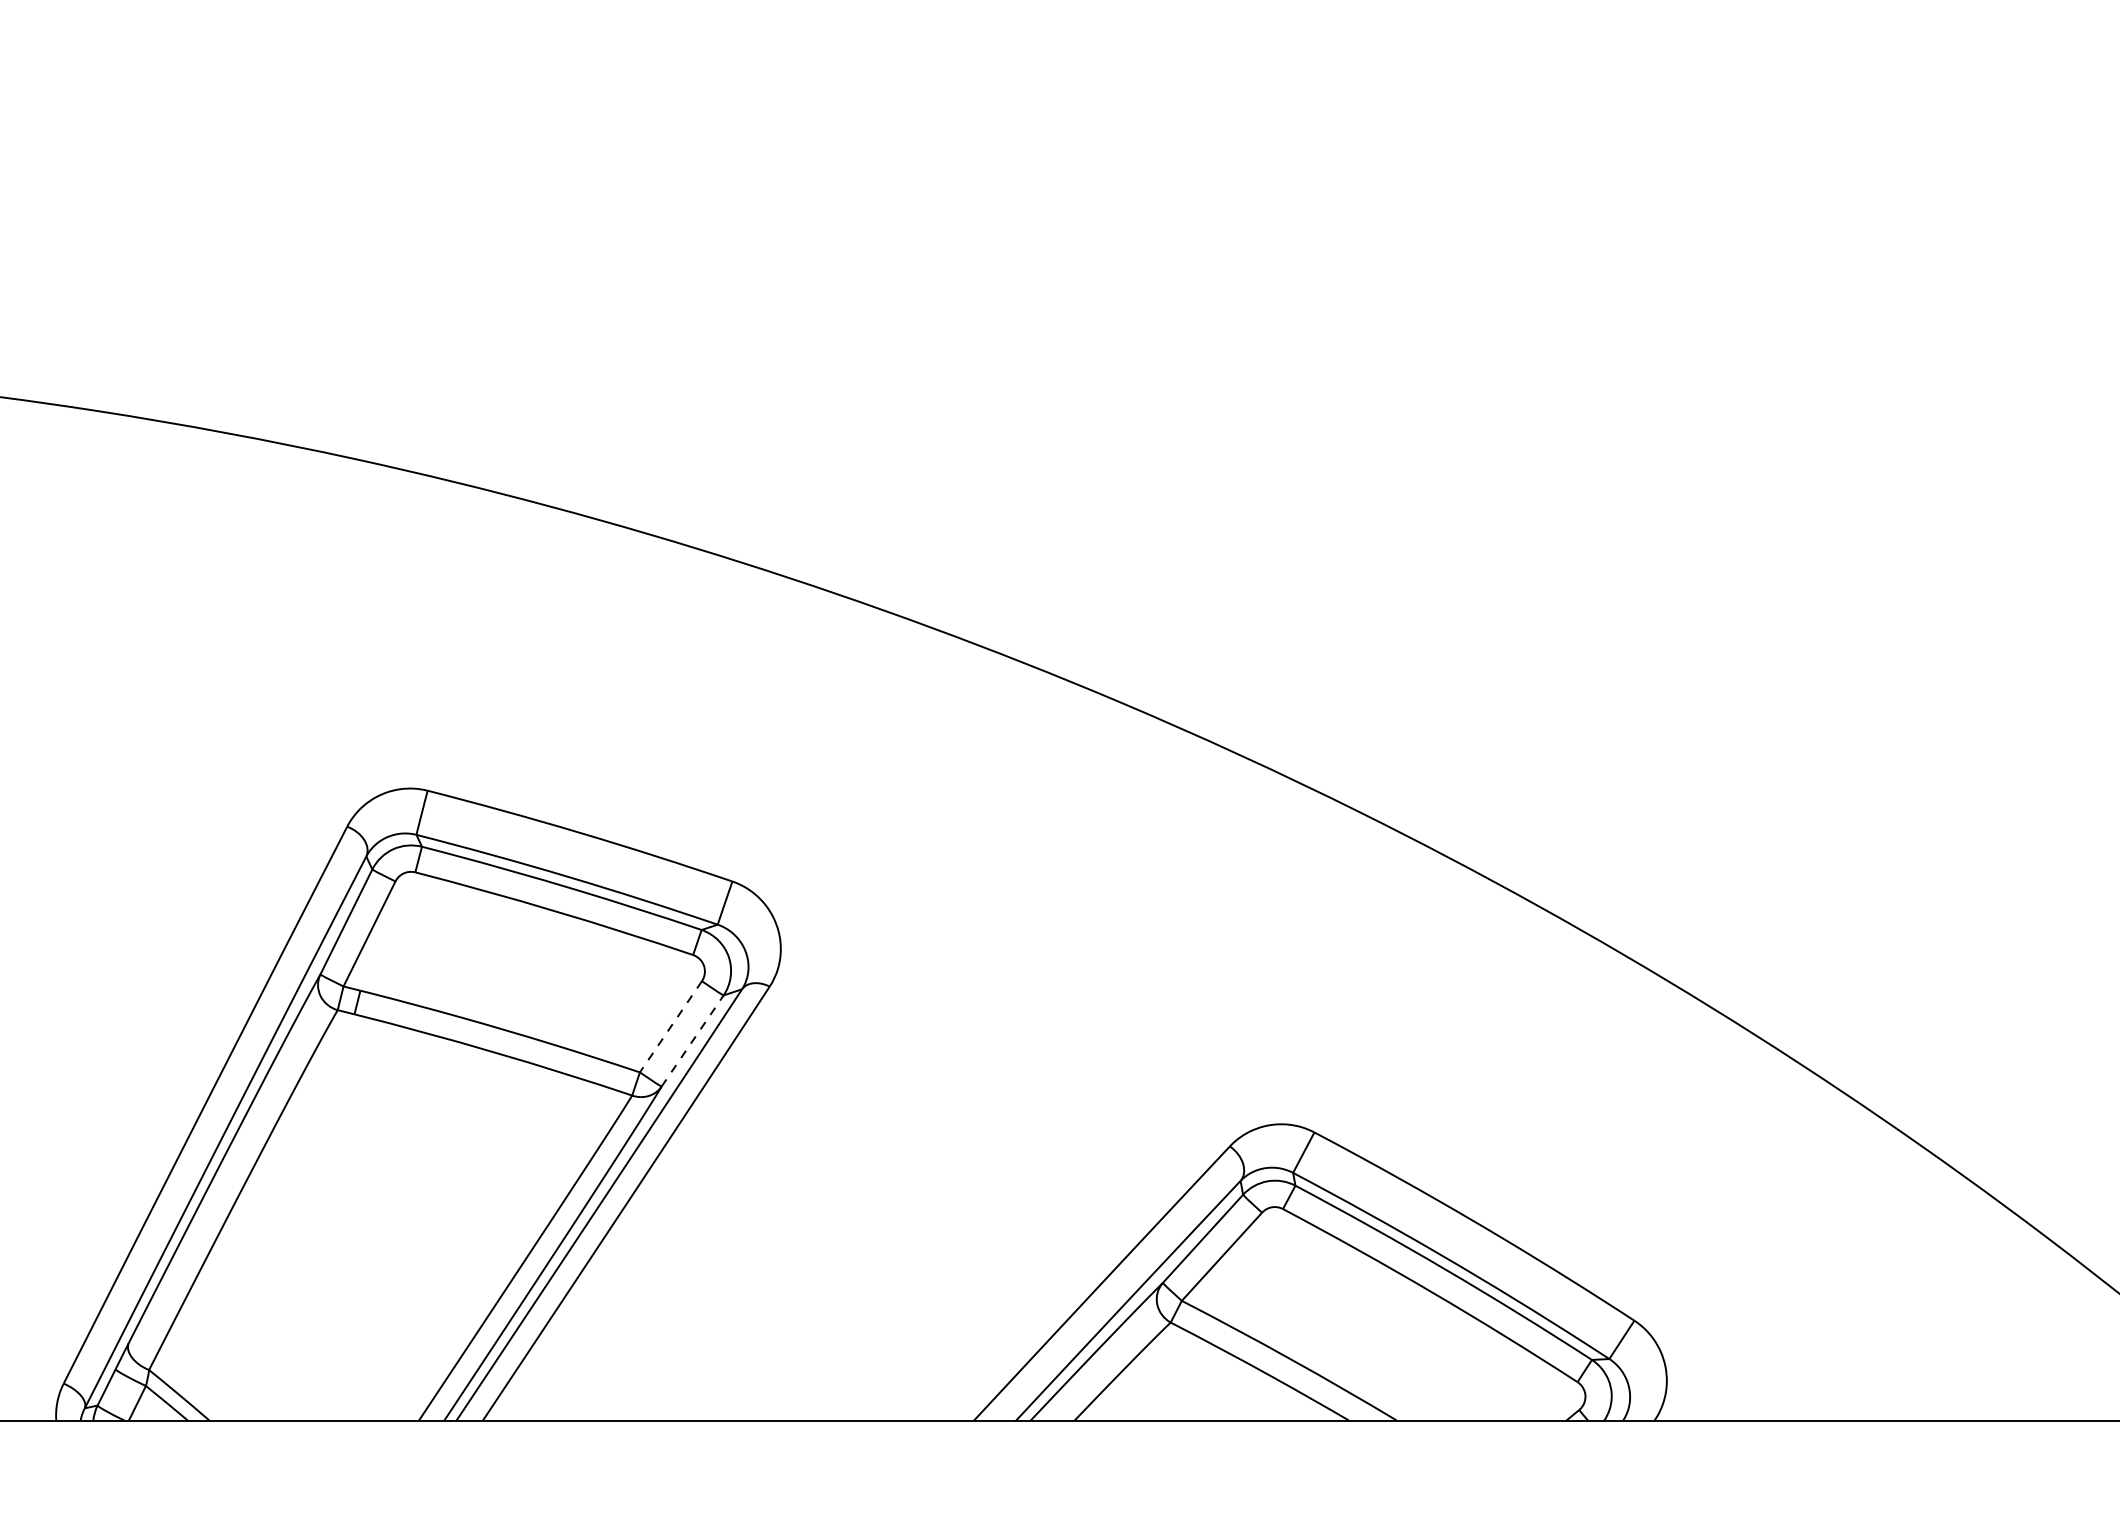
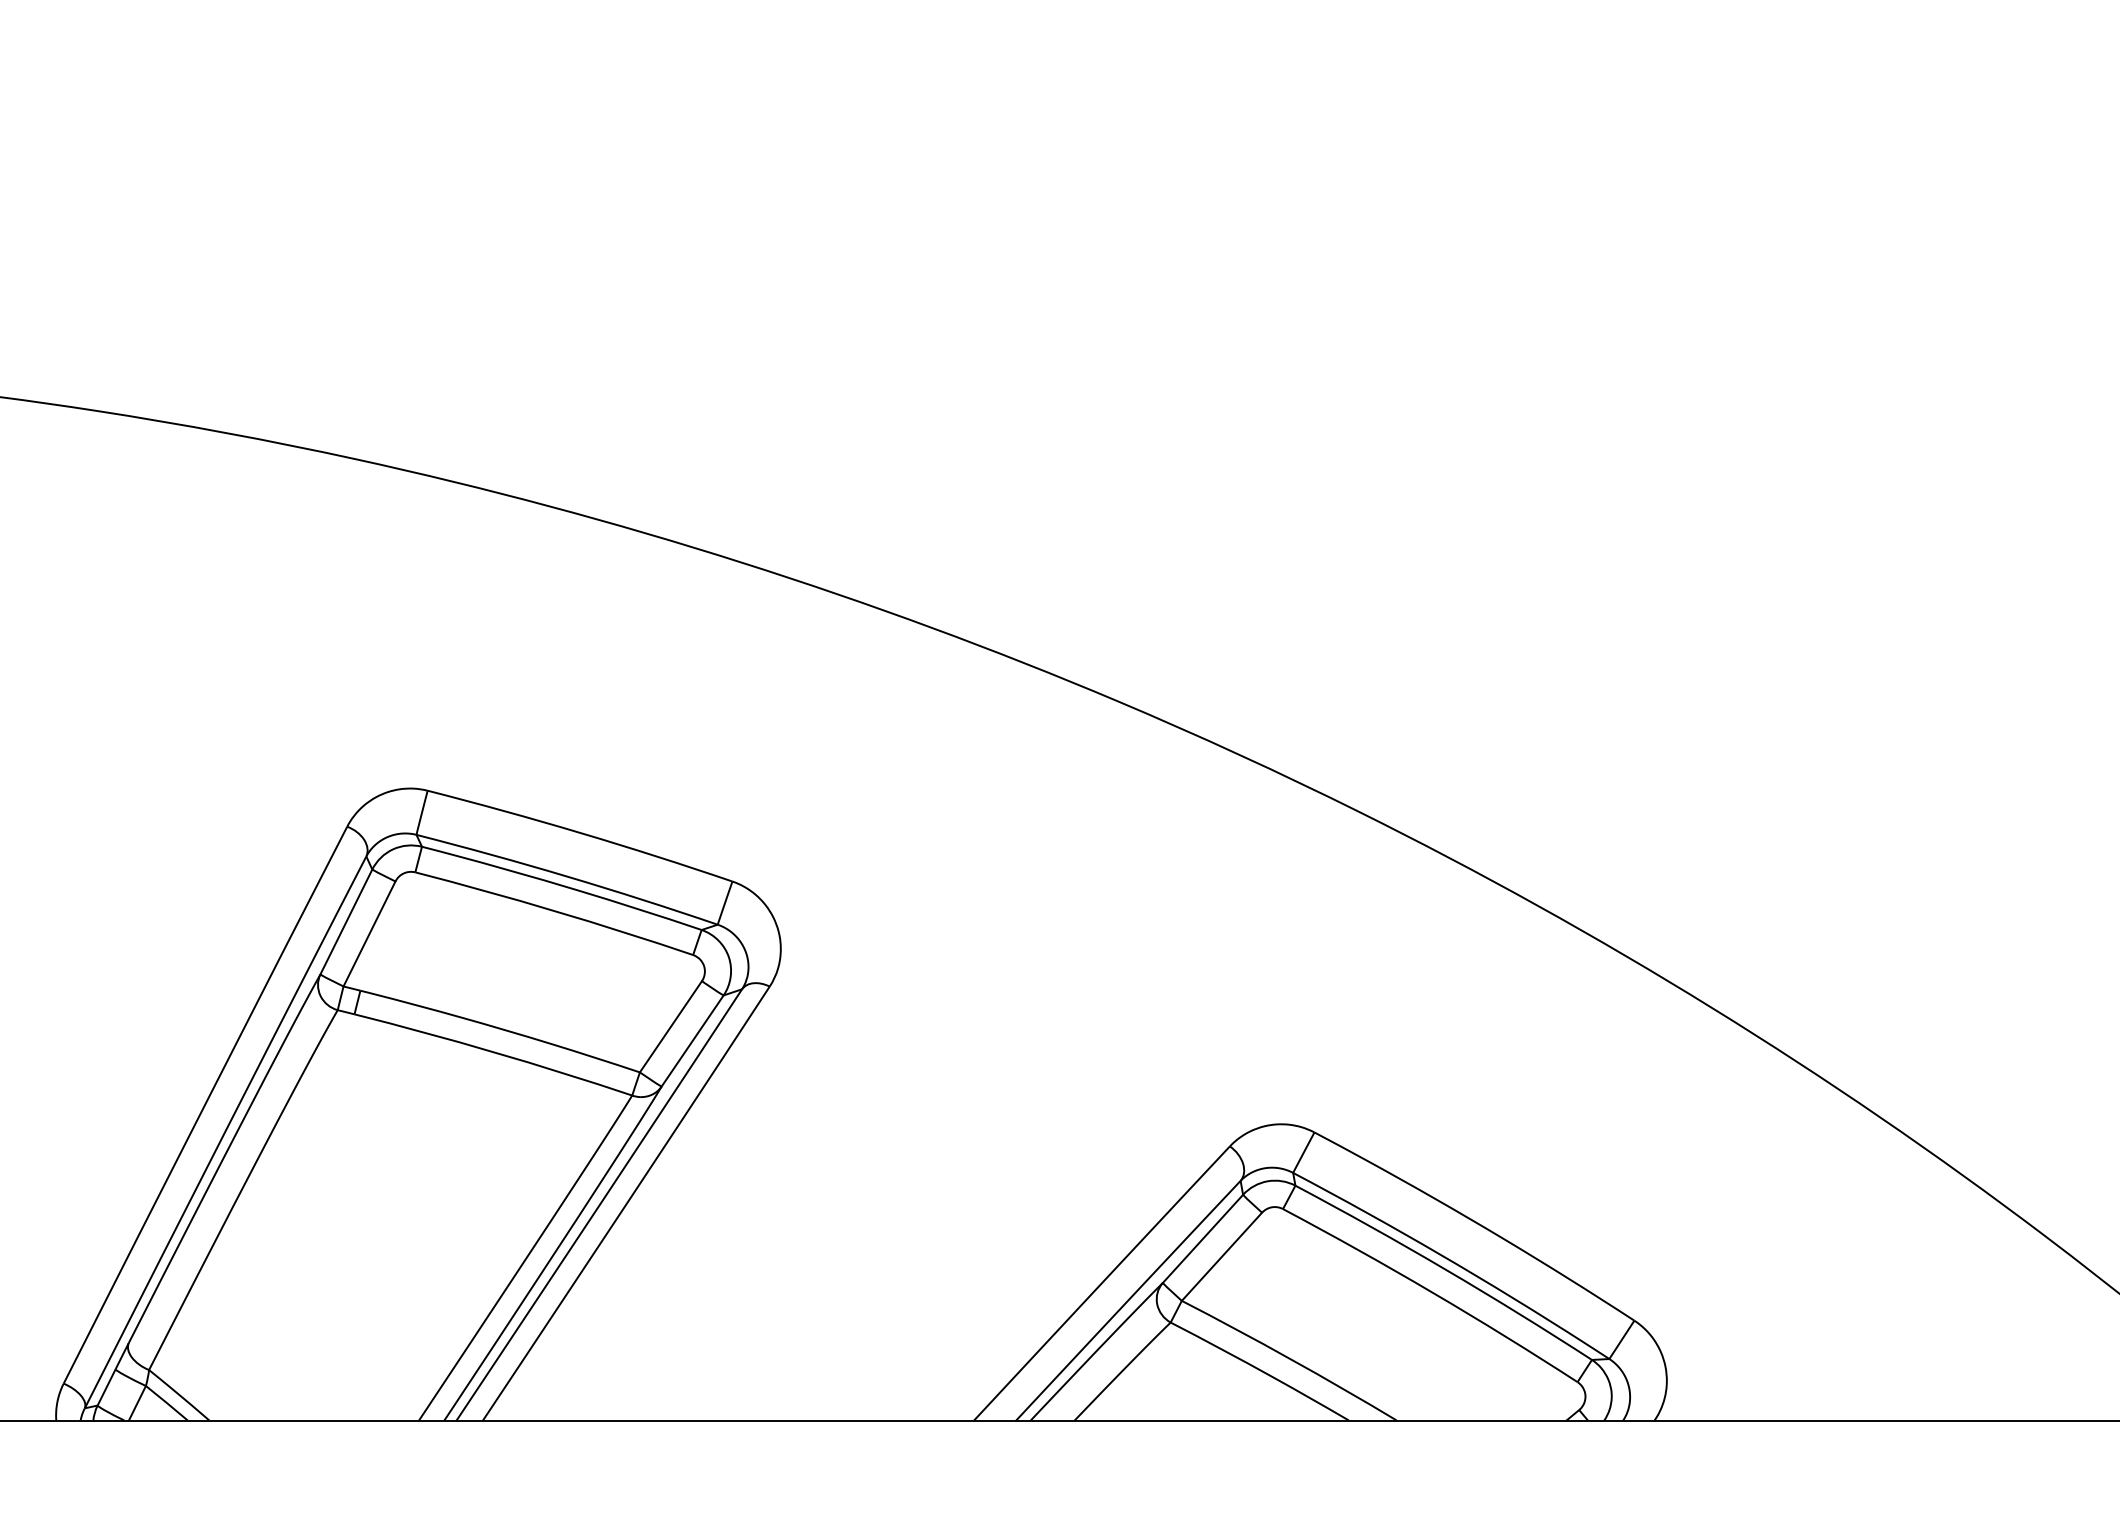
line: dashed -> solid (670, 1027)
line: dashed -> solid (692, 1040)
